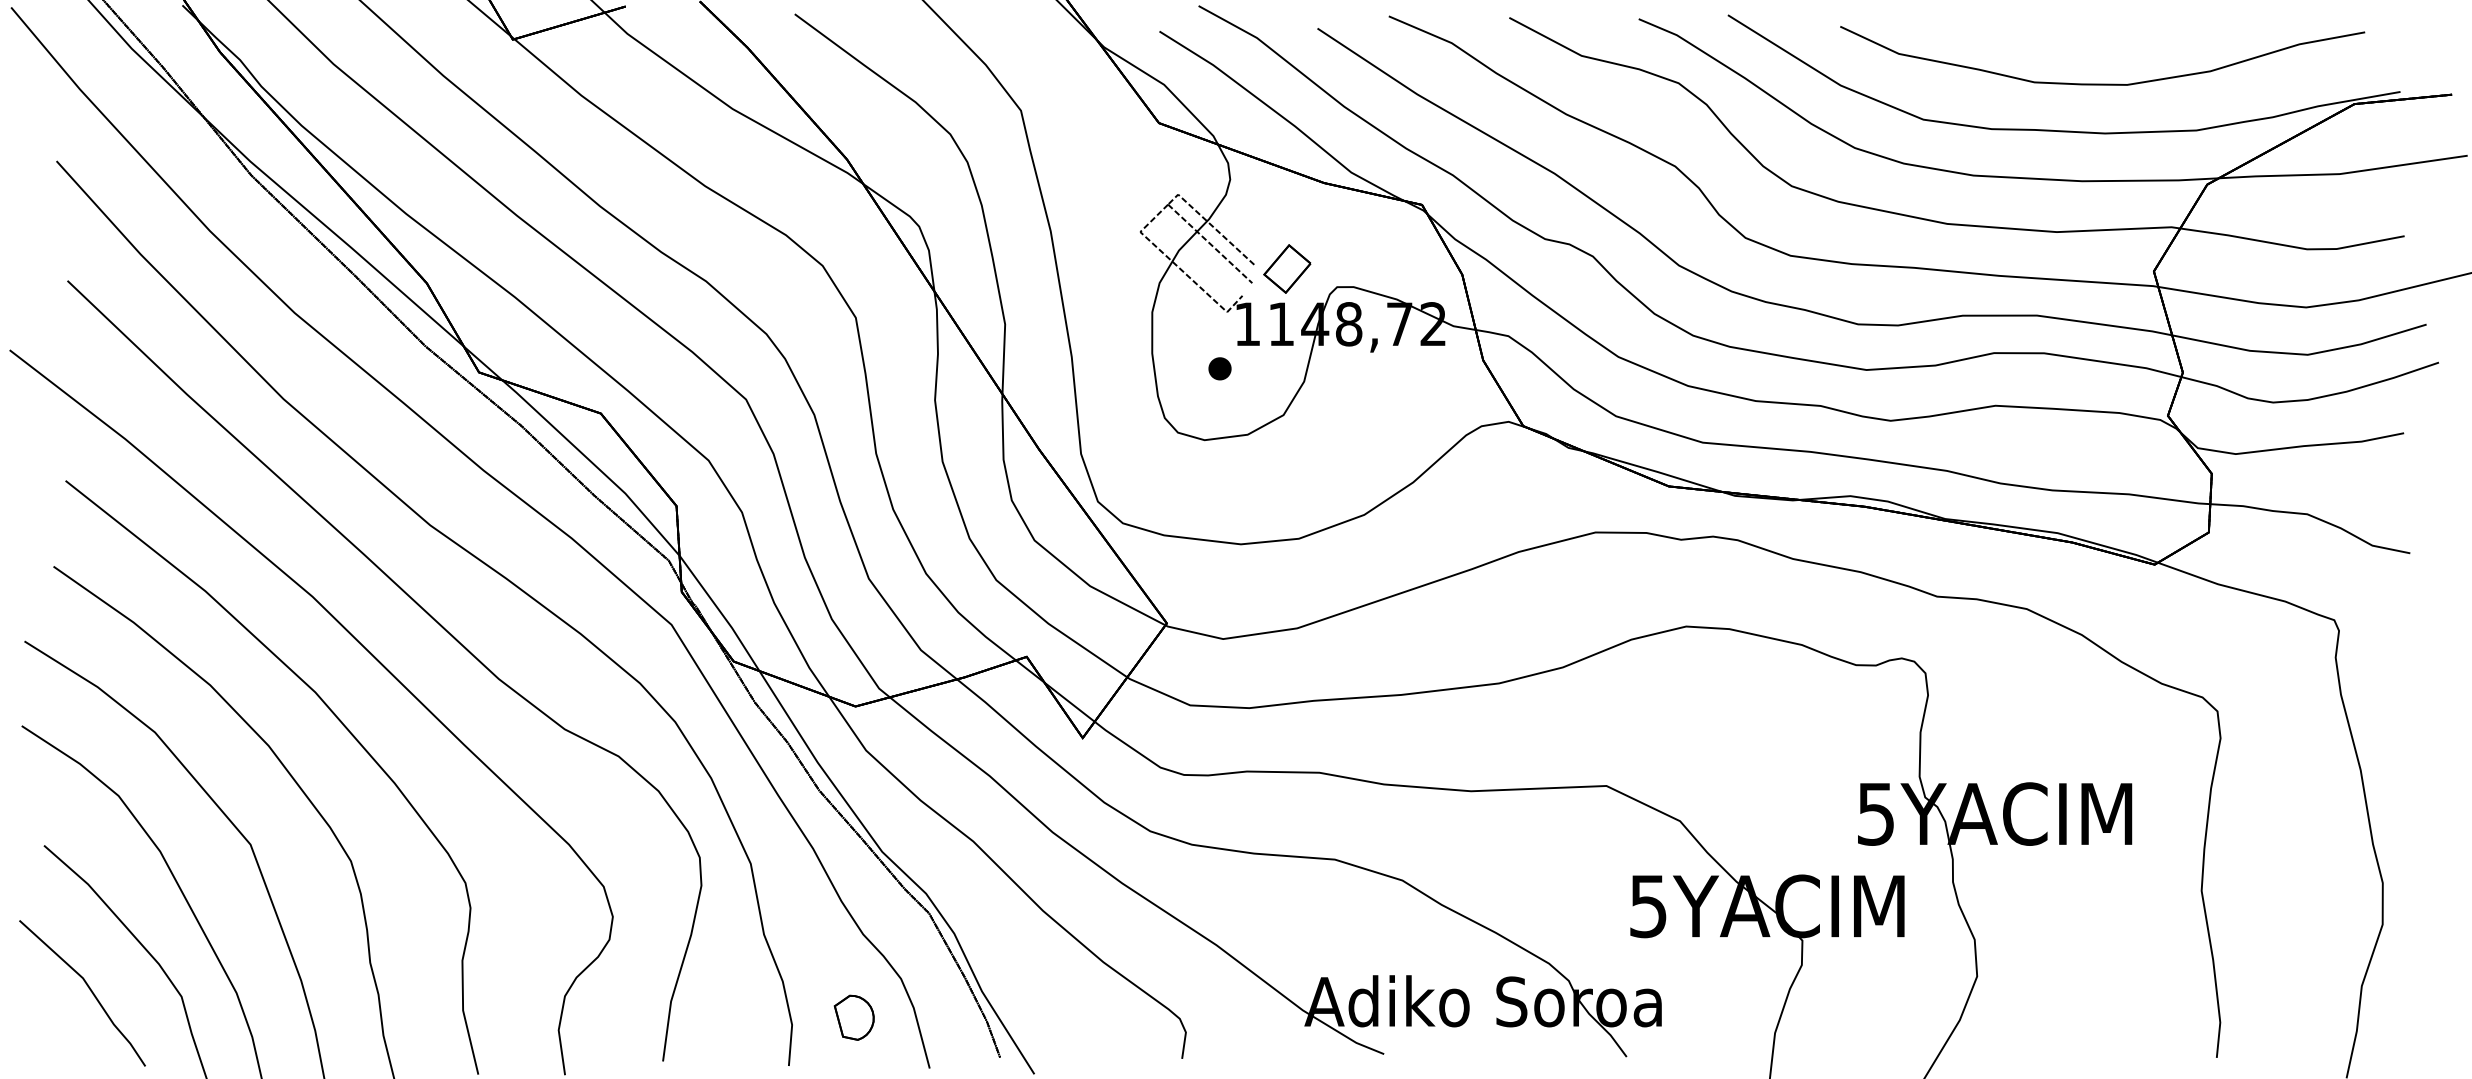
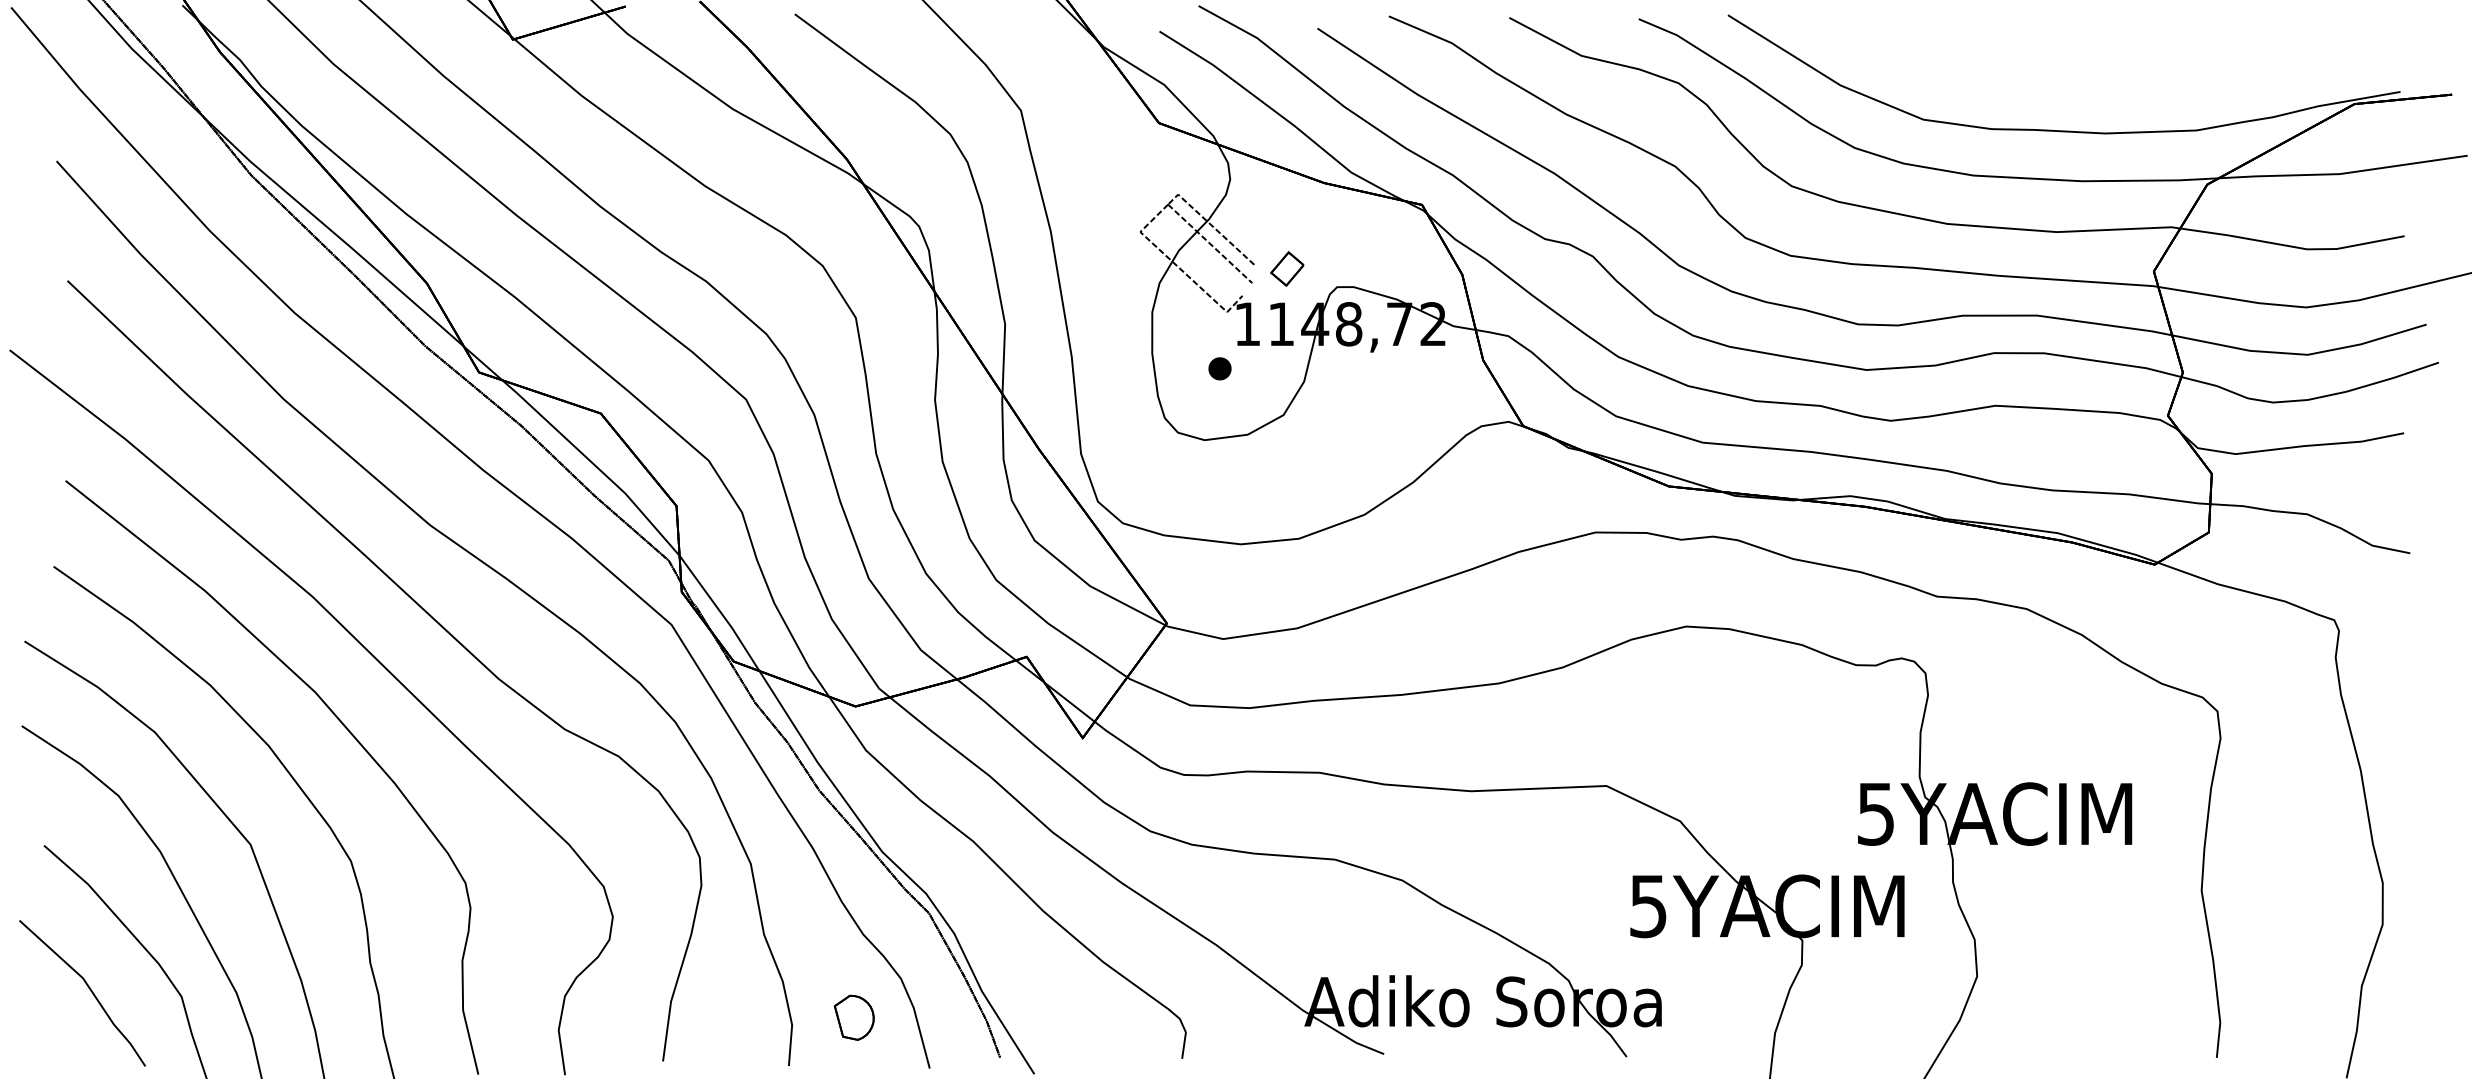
curve: present -> none (2102, 83)
part size: 49x50 px -> 35x36 px (1287, 268)
